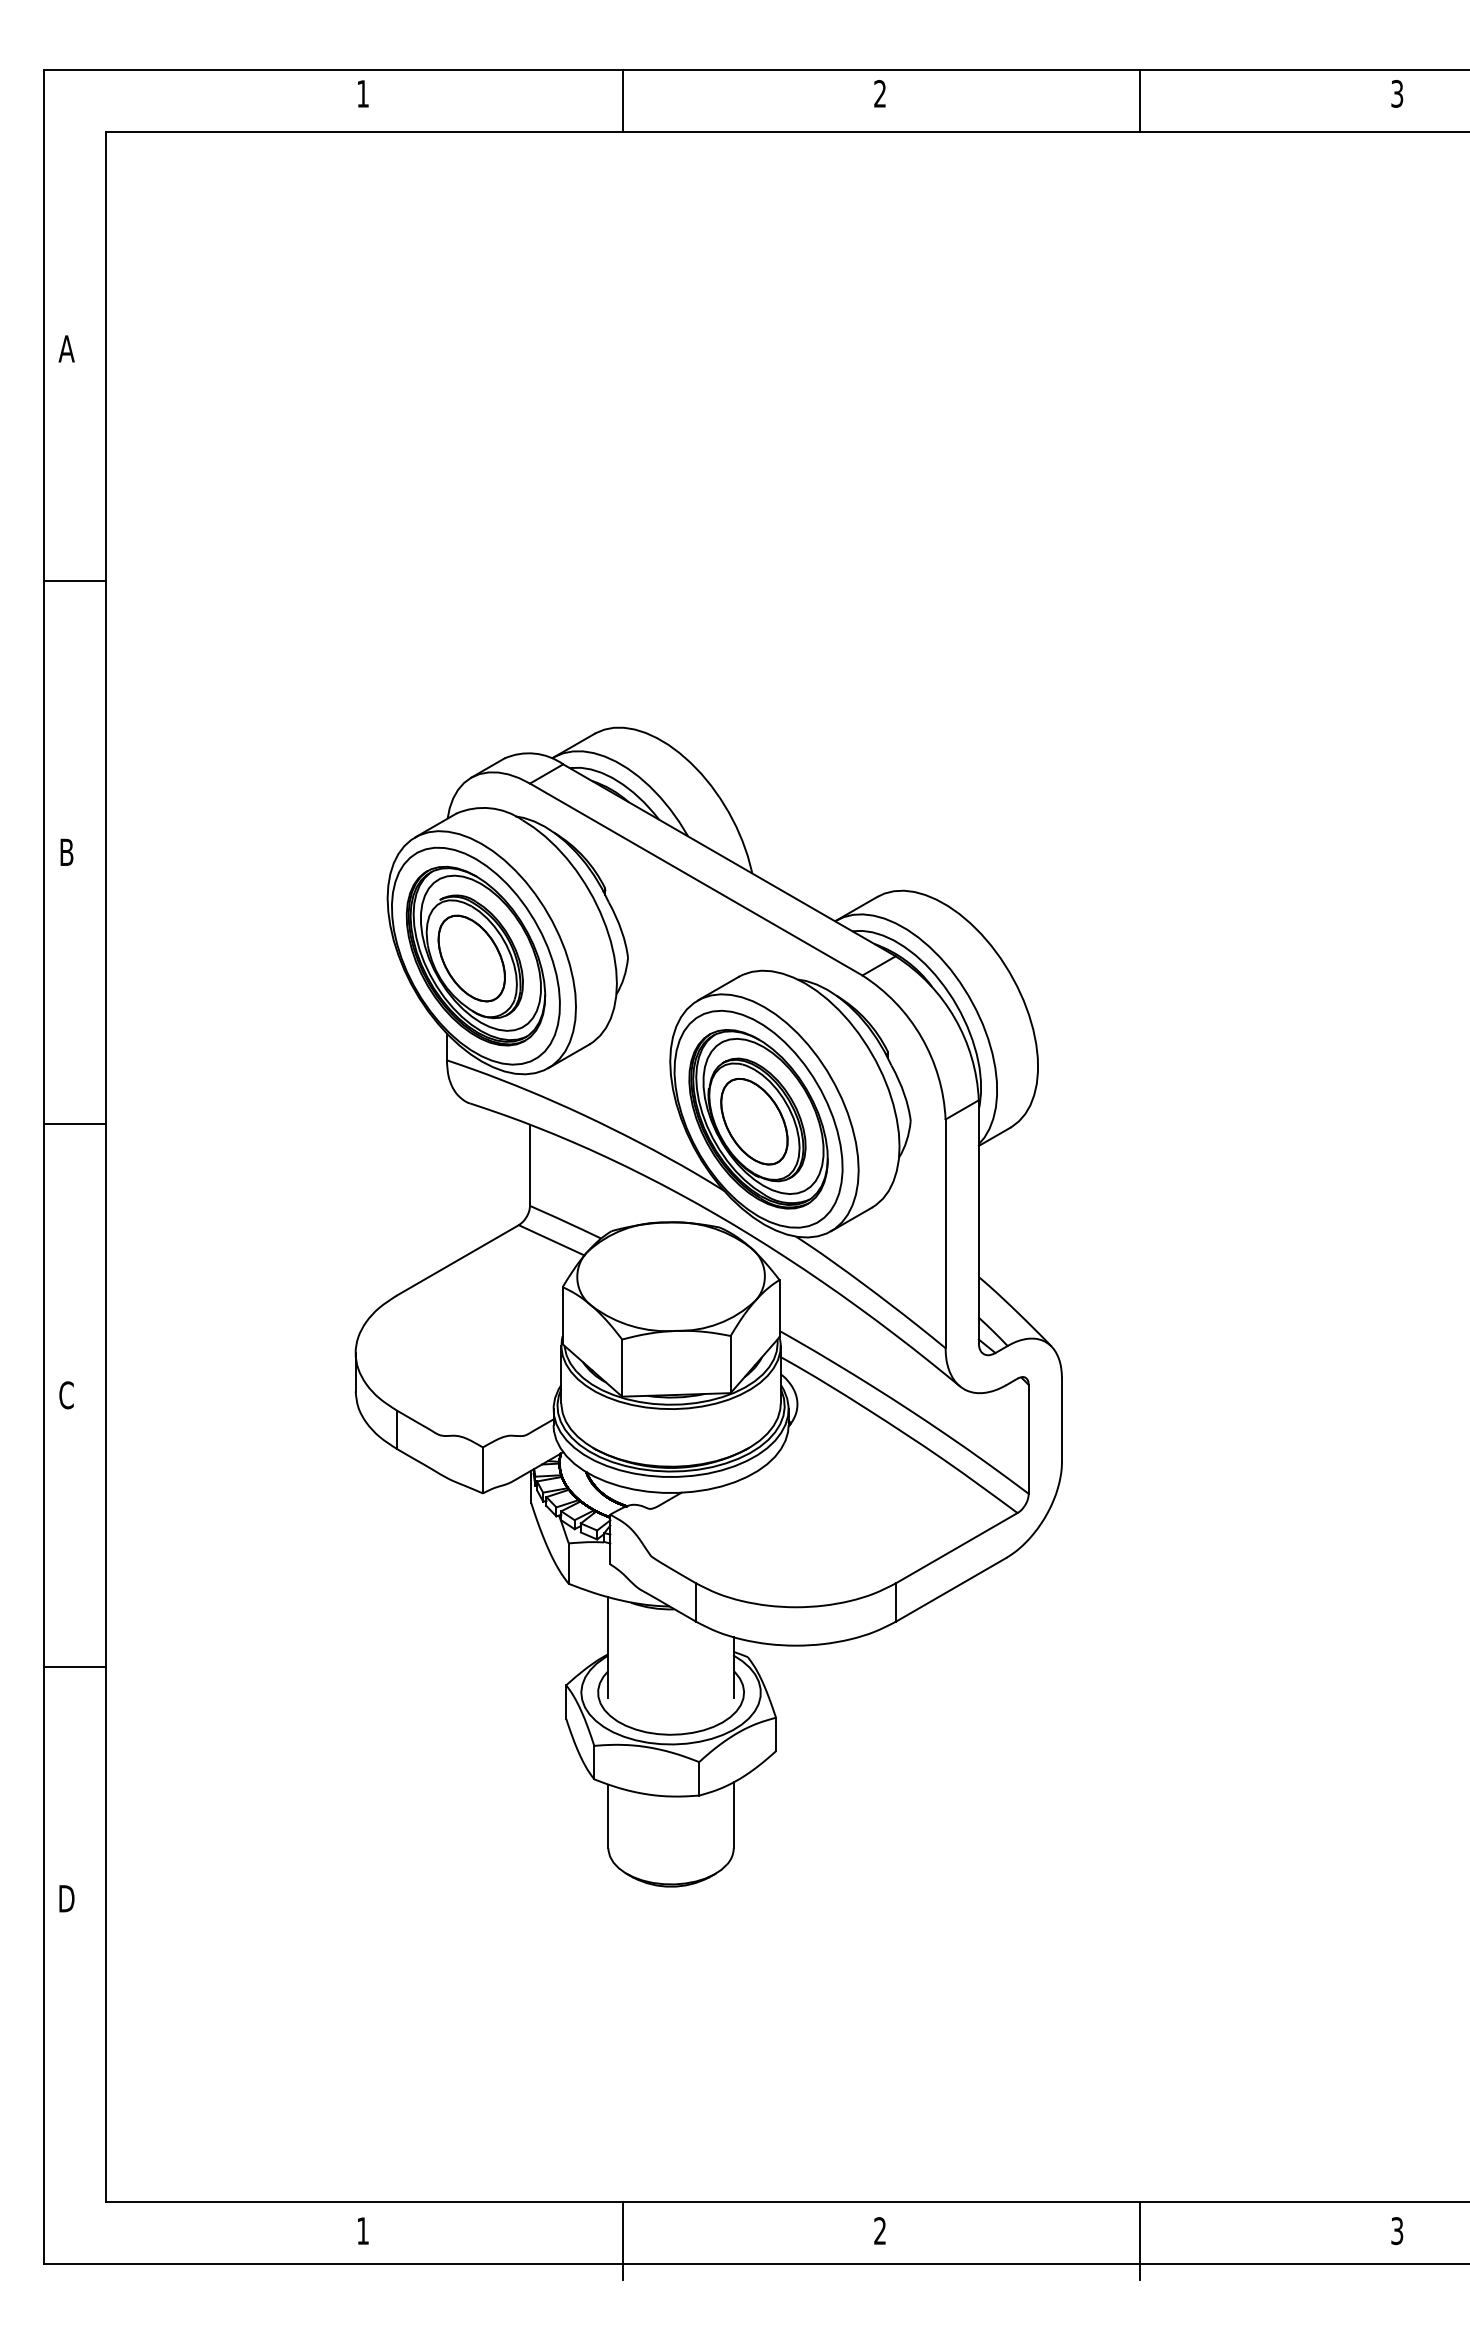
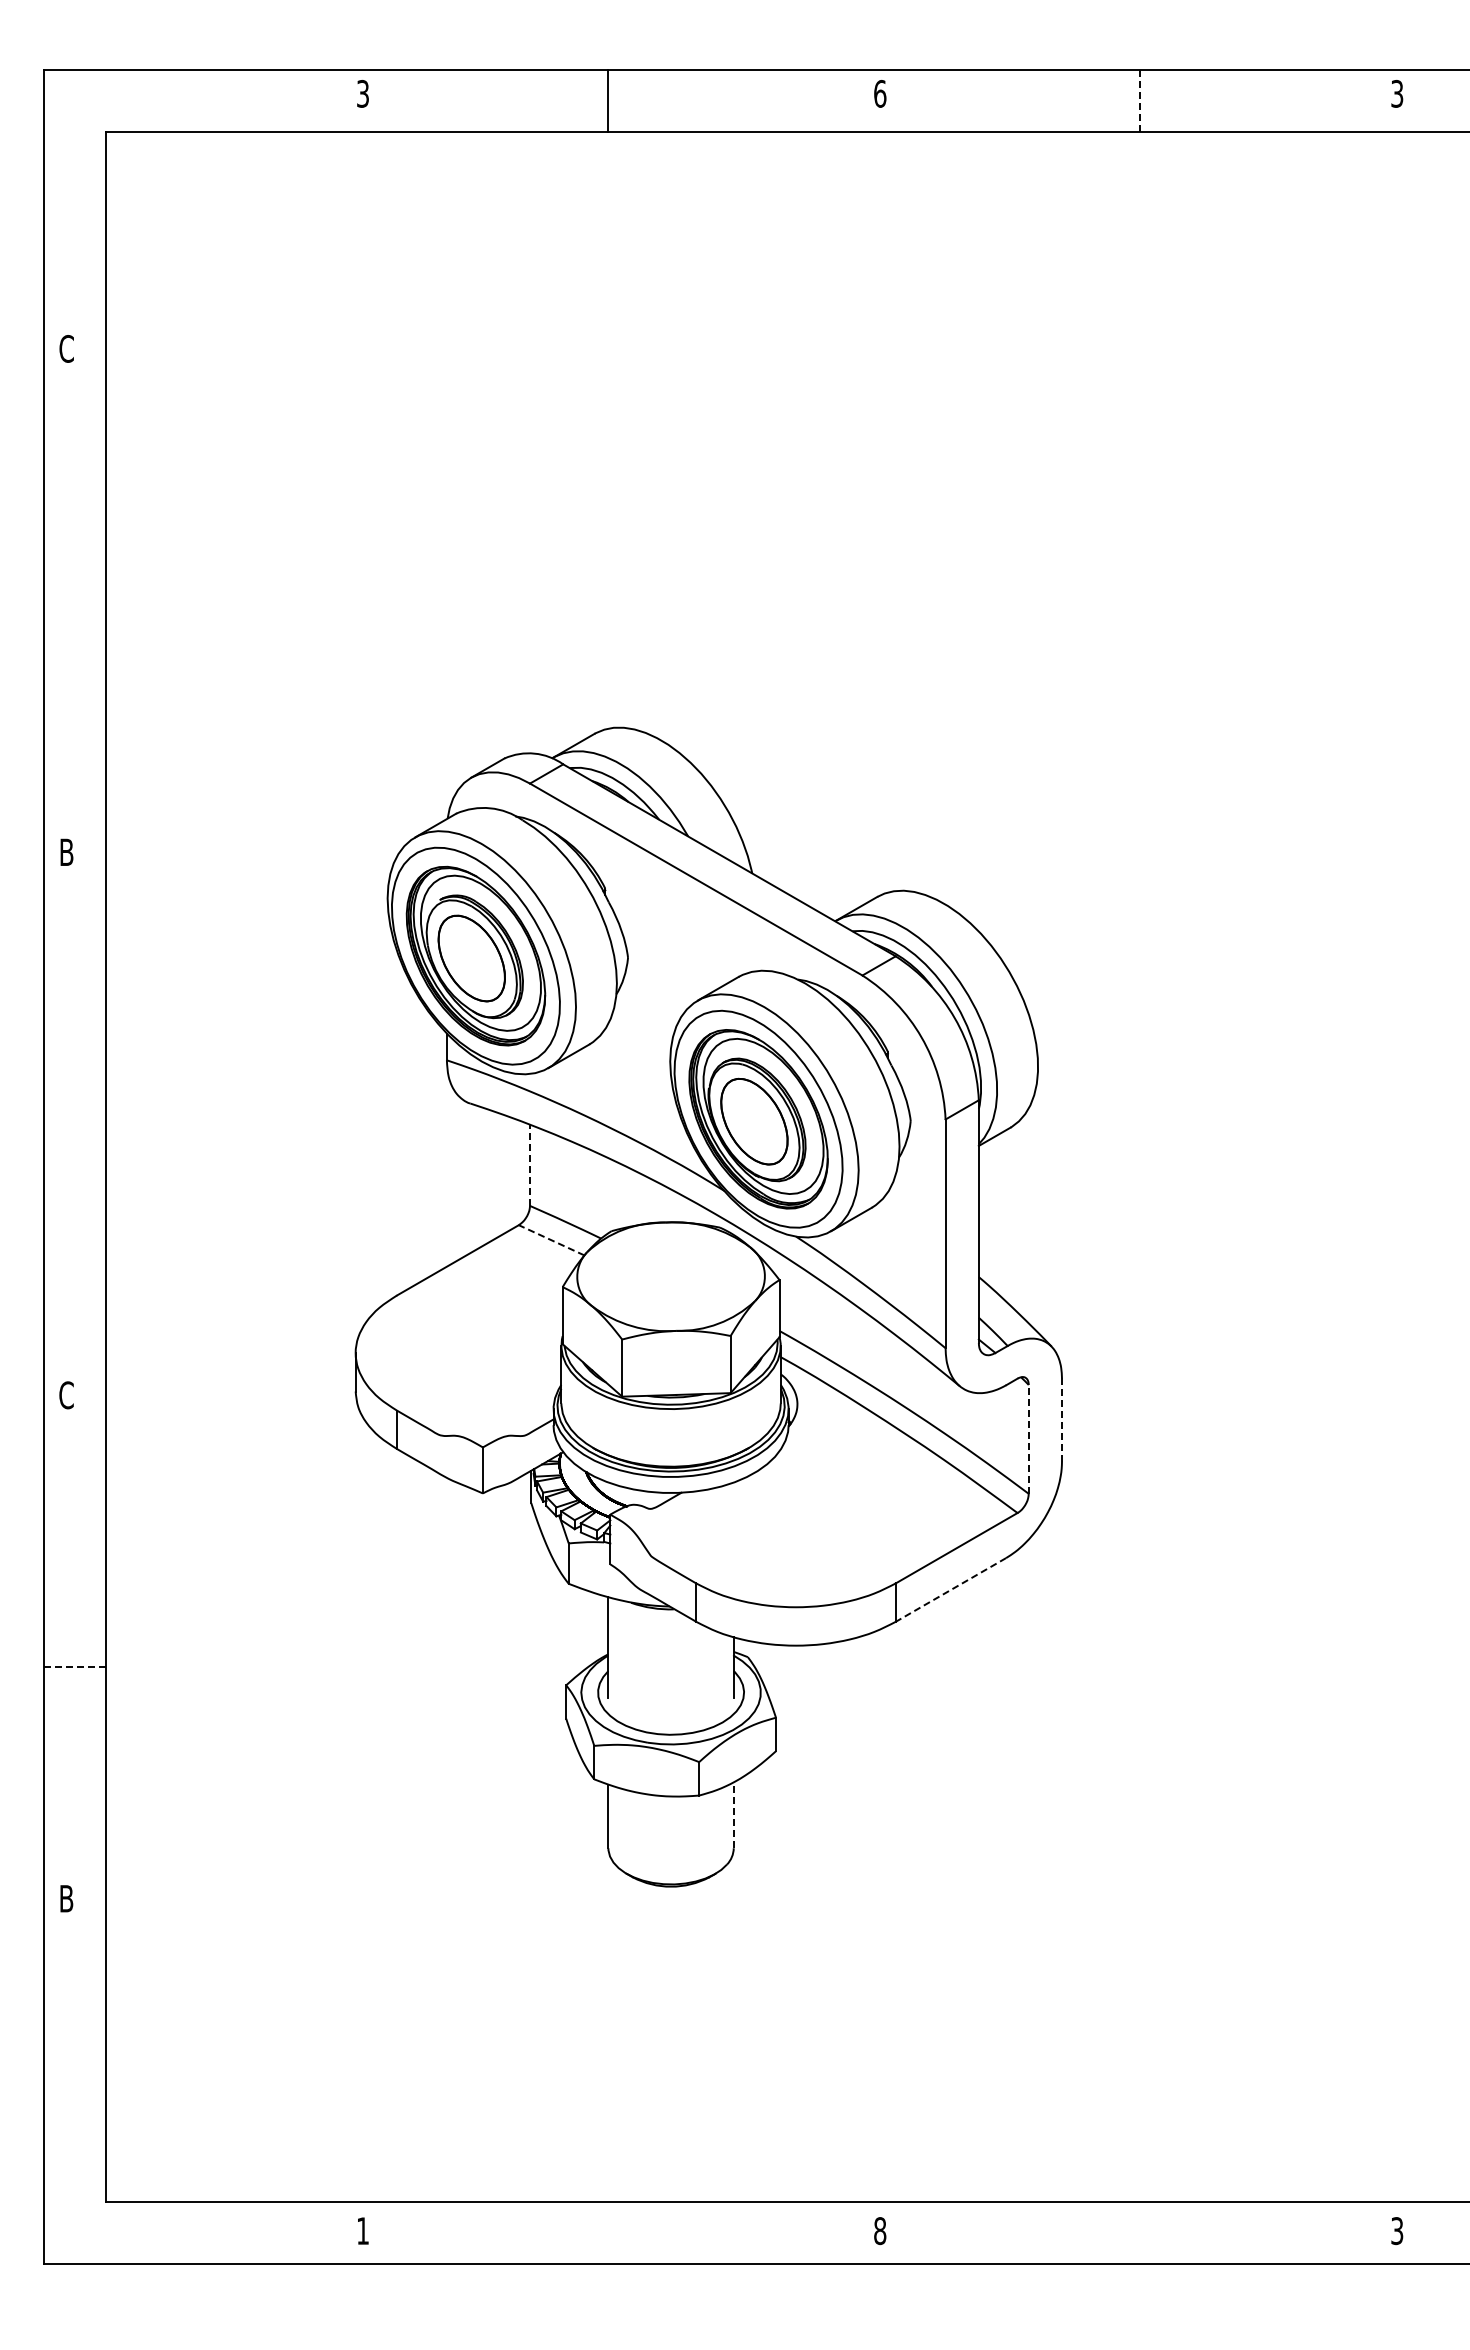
text: 1 -> 3 (362, 93)
text: 2 -> 6 (880, 93)
line position: (623, 101) -> (608, 101) (608, 101)
line: solid -> dashed (1140, 101)
text: A -> C (66, 348)
line: present -> none (74, 580)
line: present -> none (74, 1123)
line: solid -> dashed (530, 1165)
line: solid -> dashed (551, 1240)
line: solid -> dashed (1061, 1420)
line: solid -> dashed (1028, 1438)
line: solid -> dashed (950, 1589)
line: solid -> dashed (75, 1666)
line: solid -> dashed (733, 1815)
text: D -> B (66, 1898)
text: 2 -> 8 (880, 2231)
line: present -> none (623, 2240)
line: present -> none (1140, 2240)
